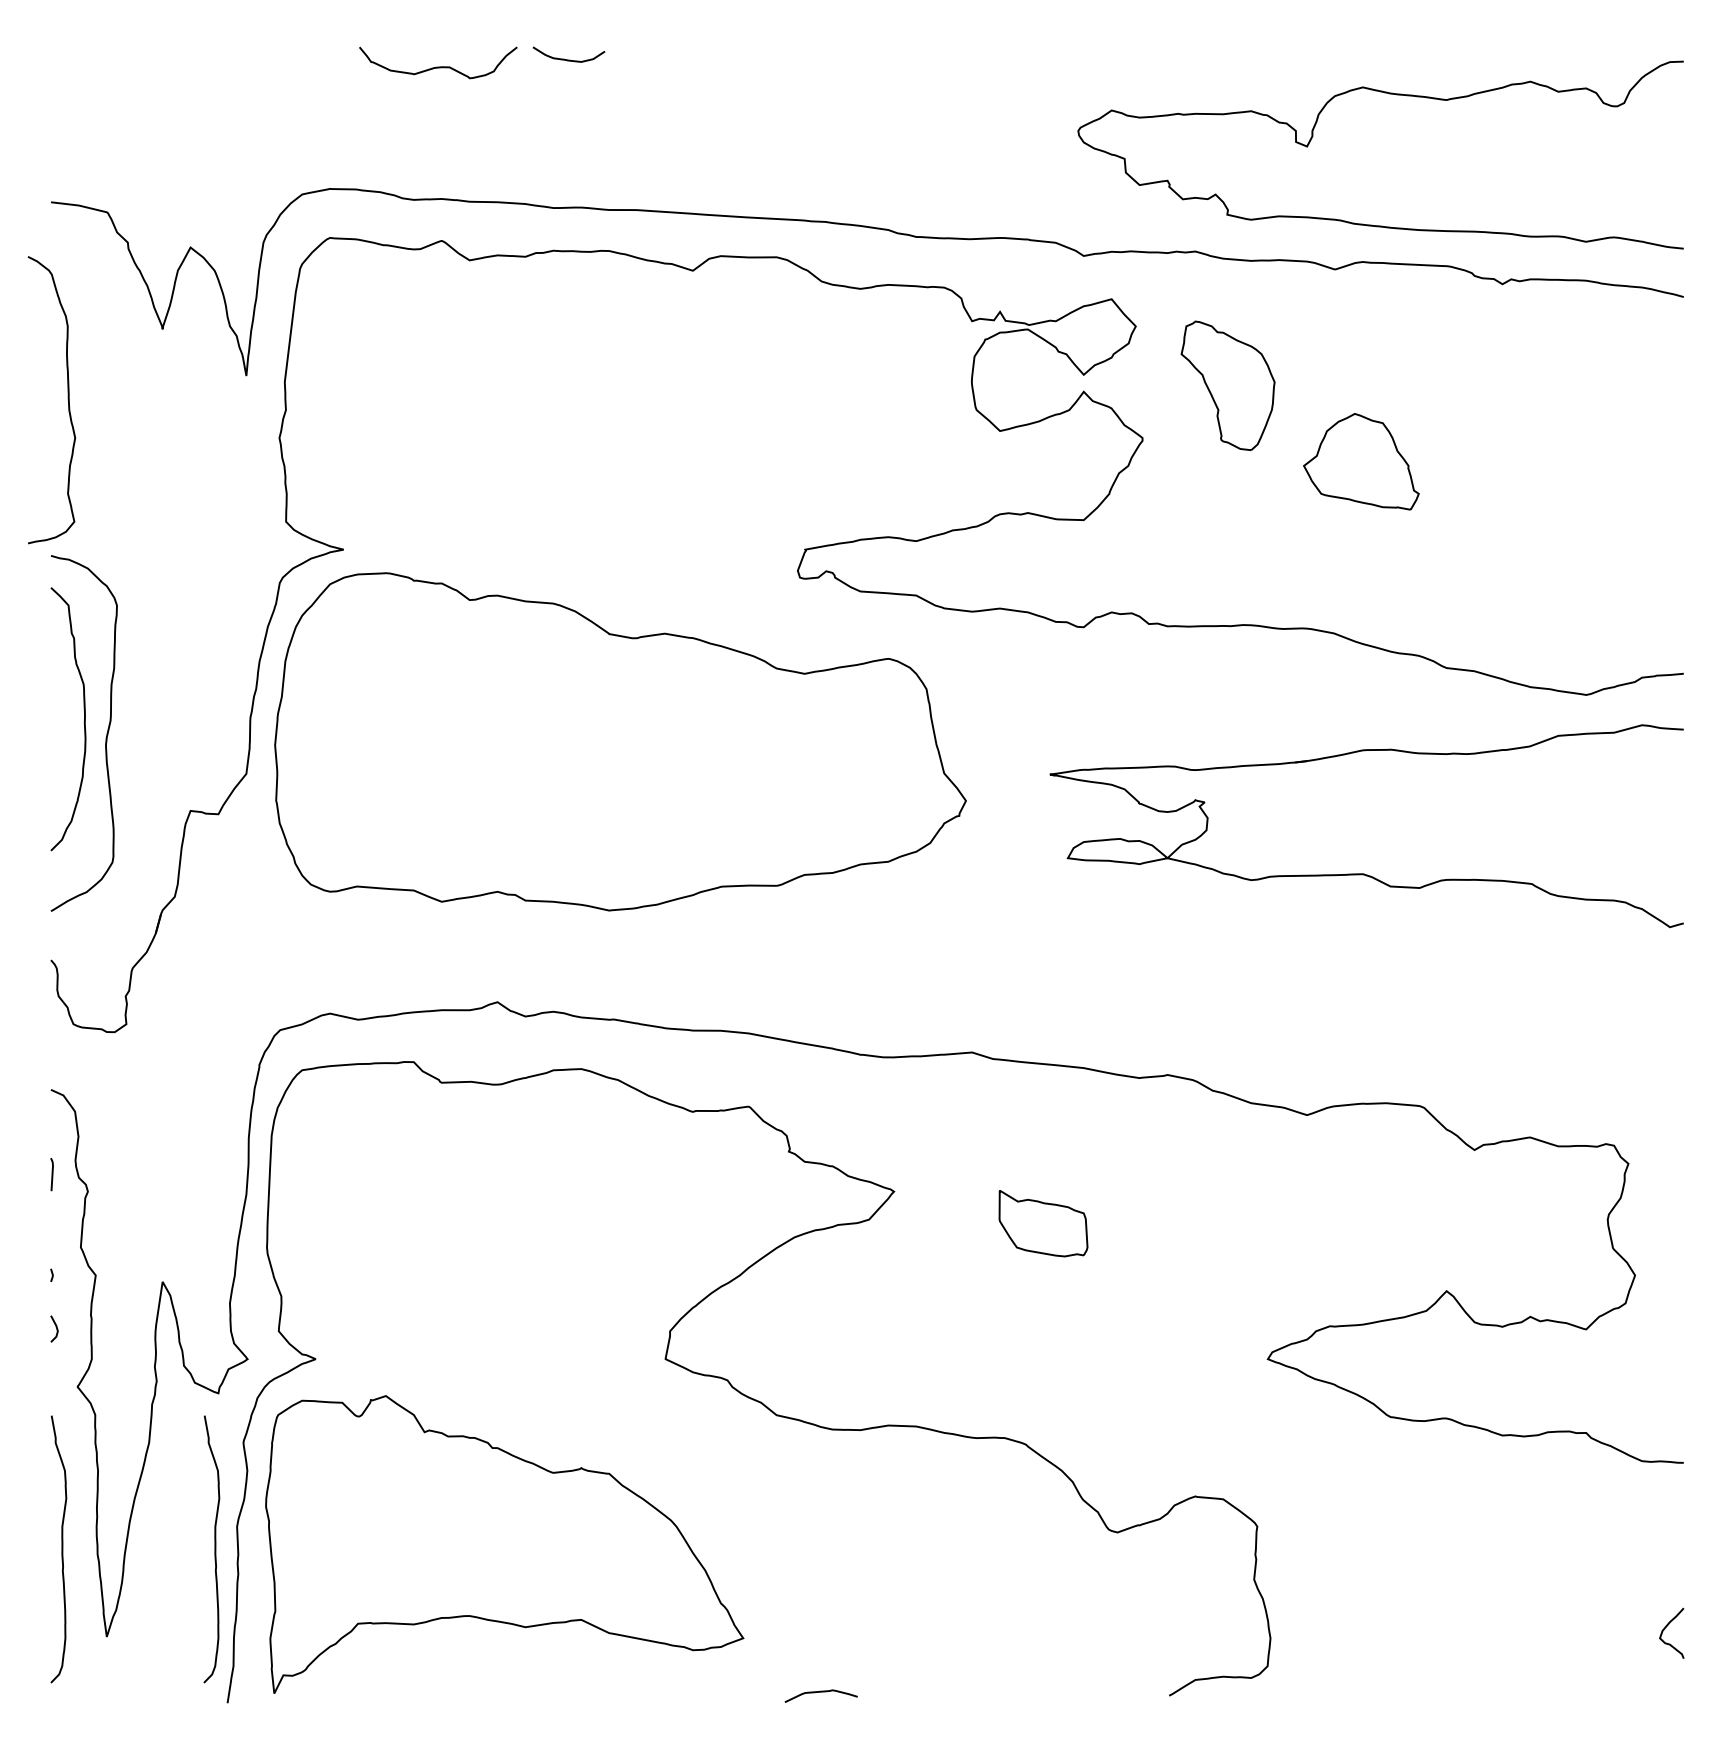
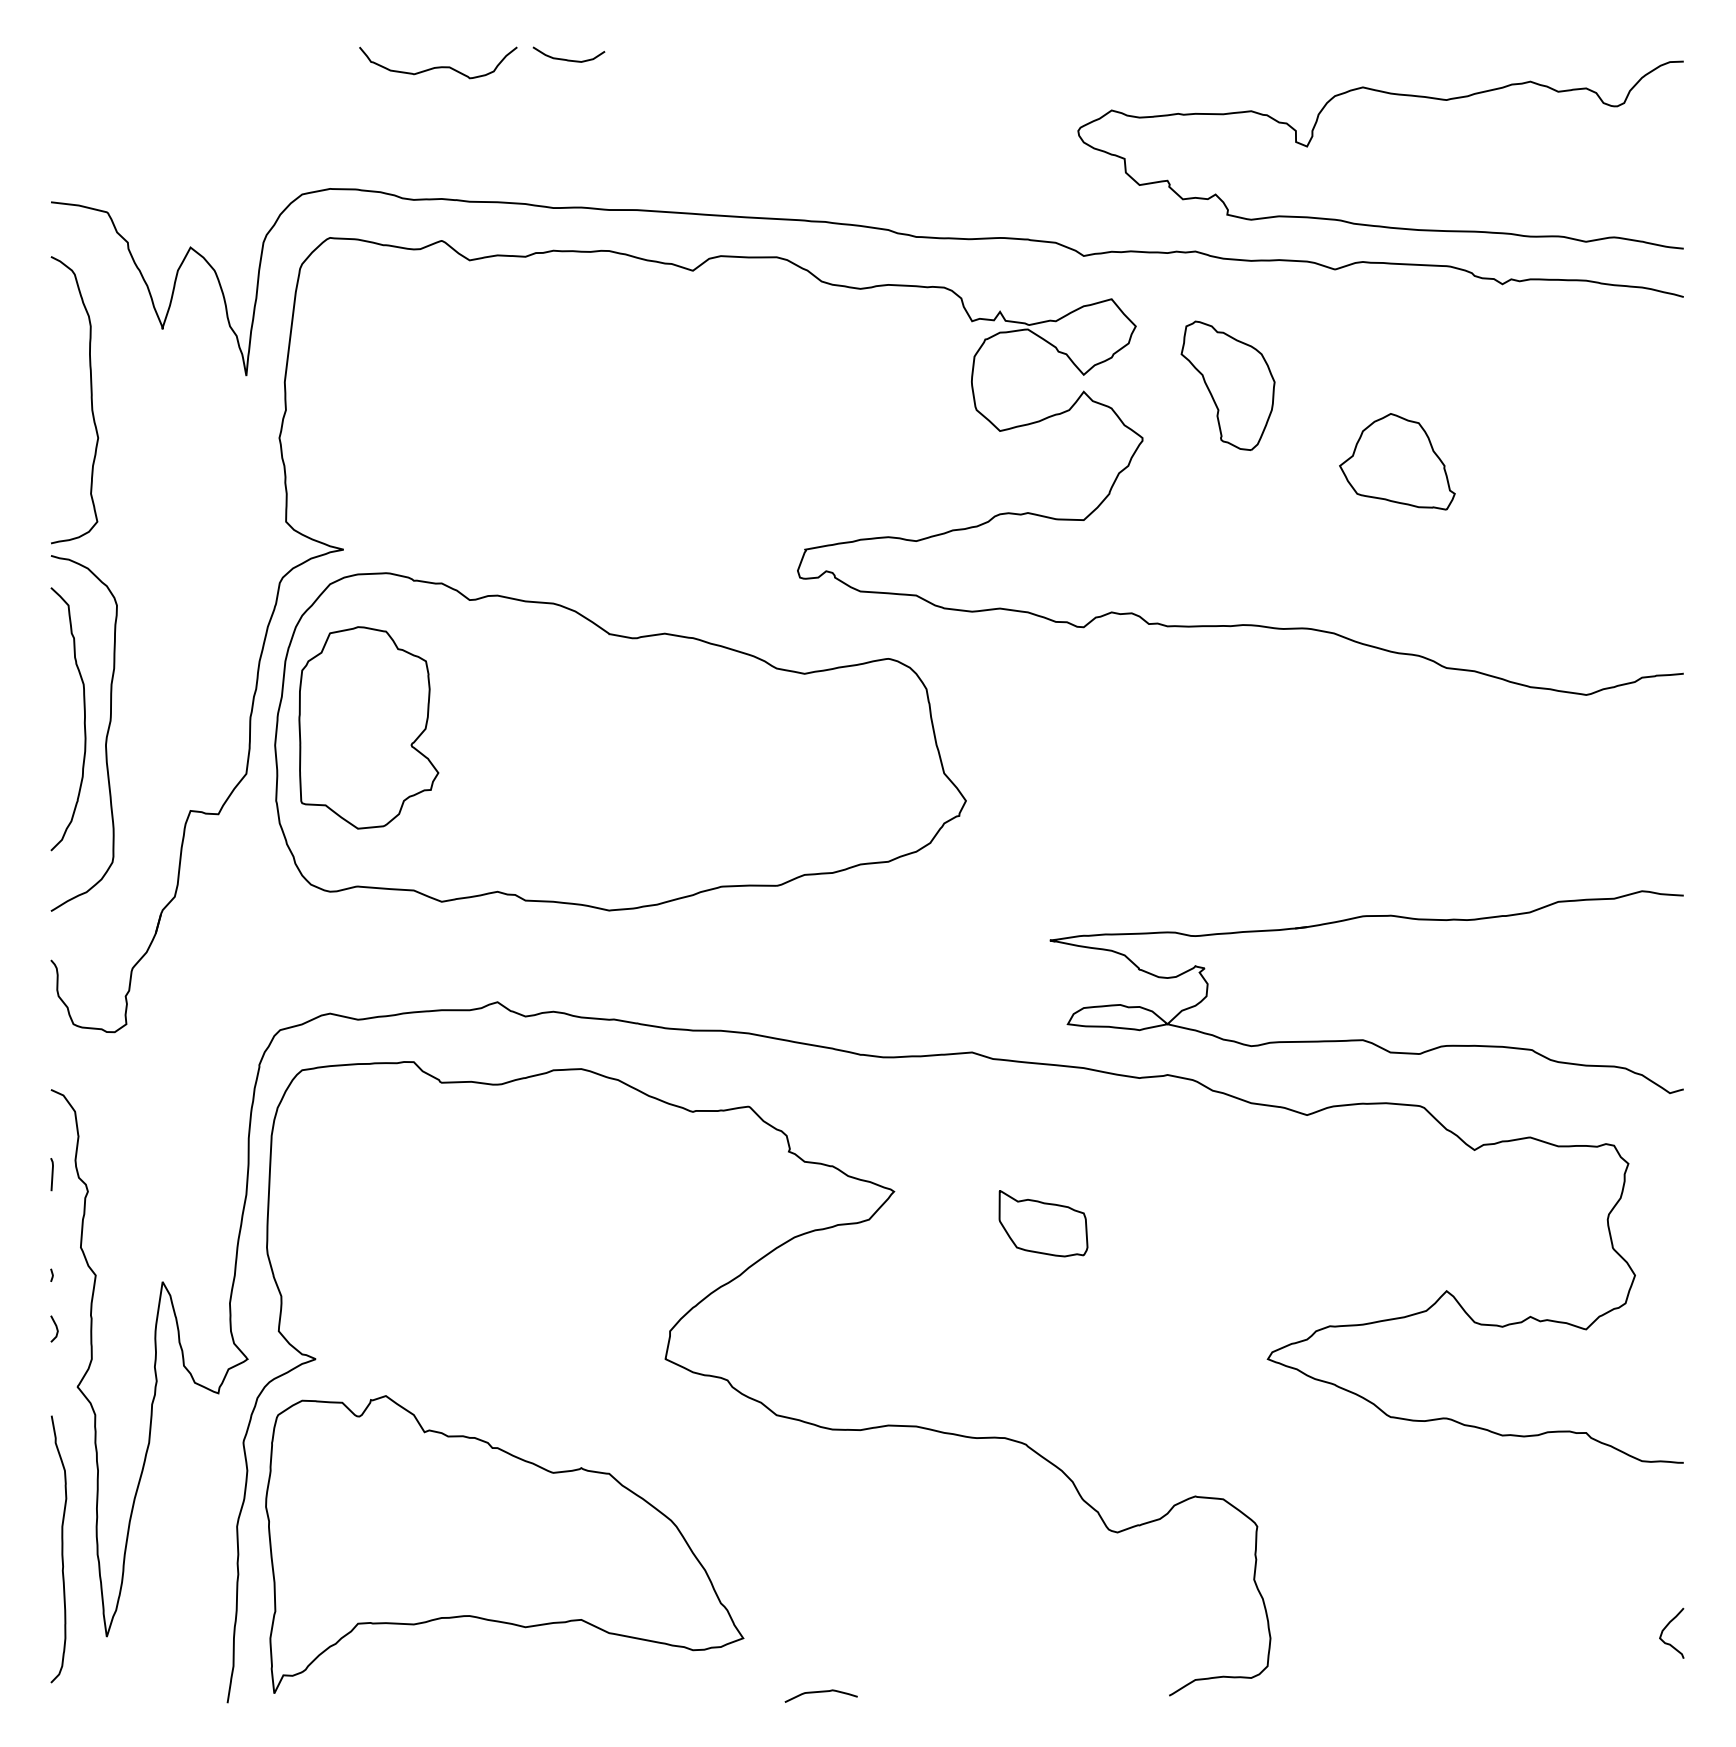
curve position: (67, 399) -> (90, 399) (90, 399)
part position: (1361, 461) -> (1397, 461) (1397, 461)
part: none -> present (368, 727)
part position: (1364, 873) -> (1364, 1039) (1364, 1039)
curve: present -> none (214, 1549)
